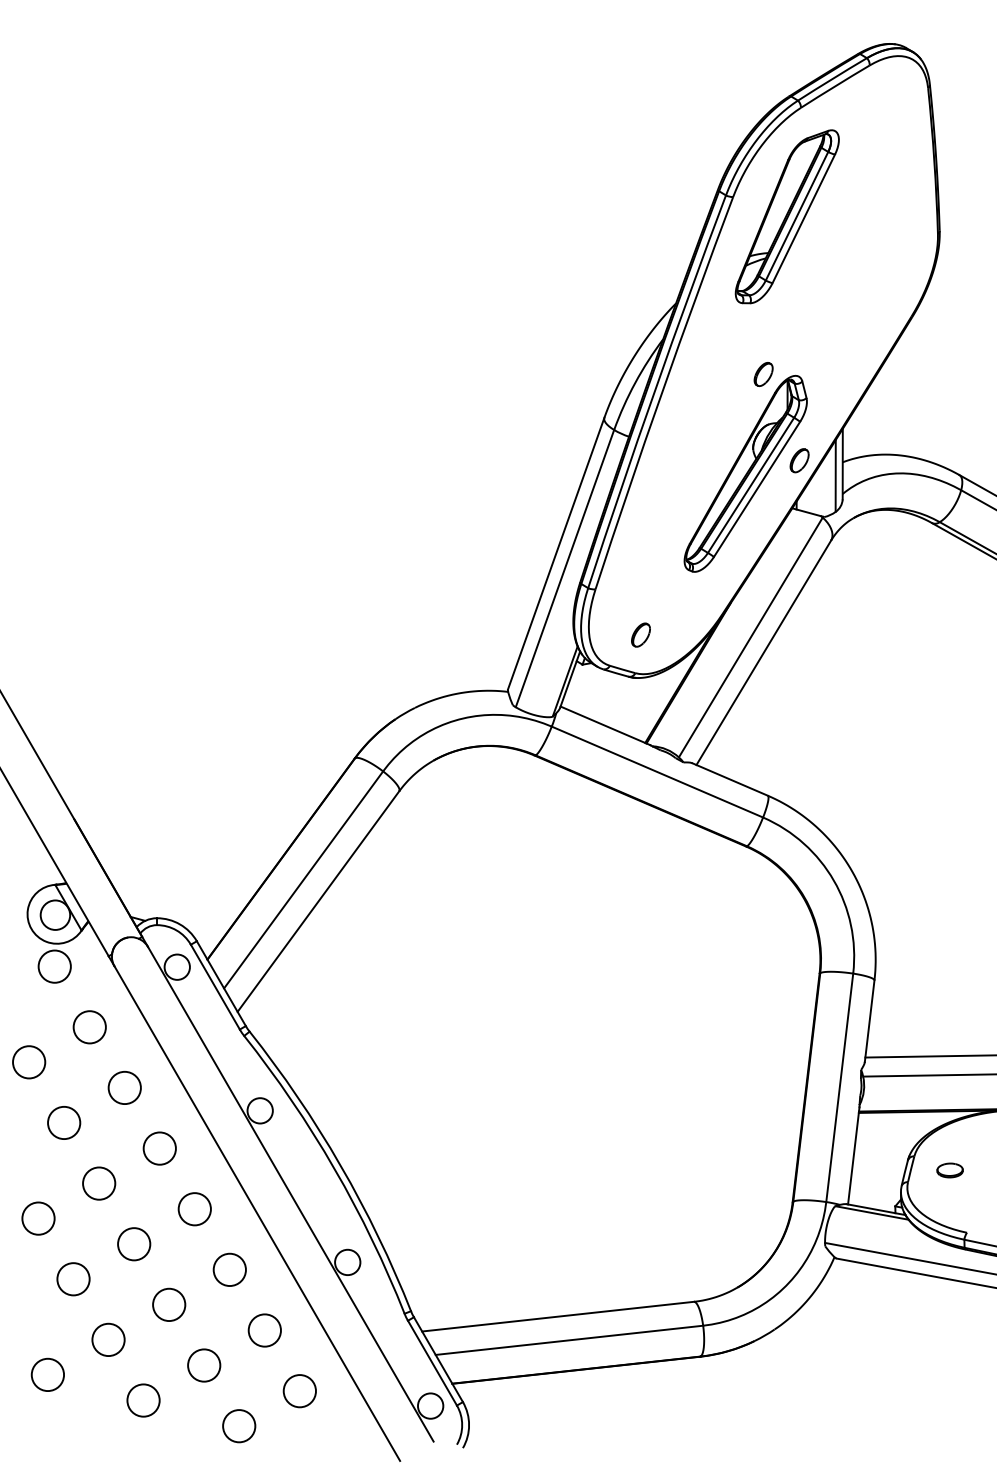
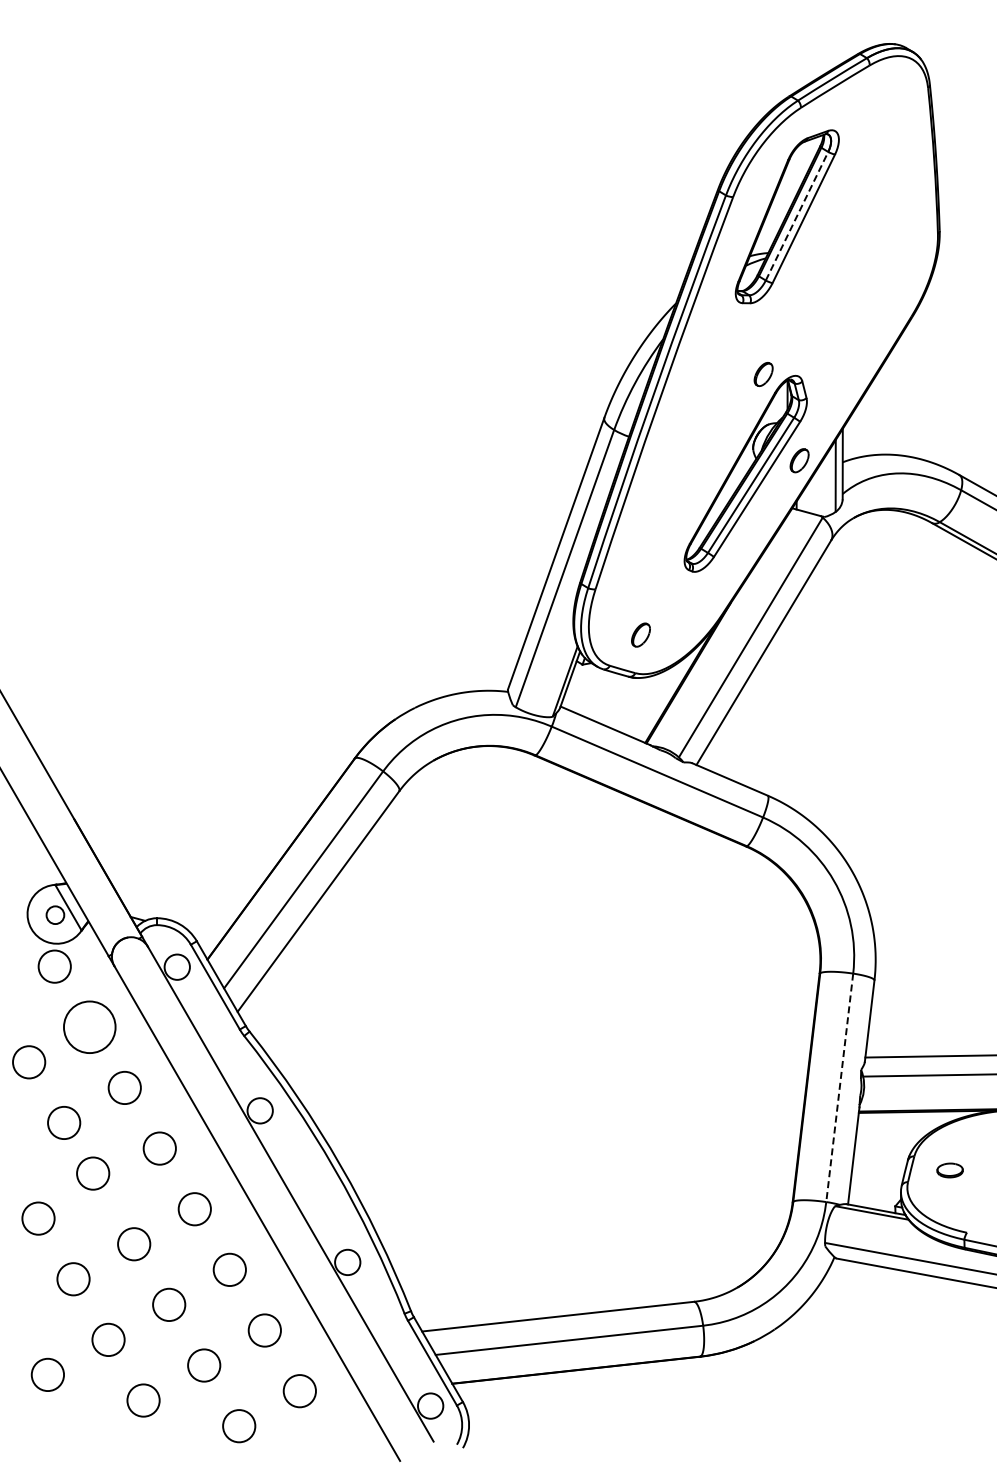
line: solid -> dashed (797, 215)
circle diameter: 29 px -> 18 px (55, 915)
circle diameter: 32 px -> 52 px (89, 1027)
line: solid -> dashed (839, 1088)
circle position: (99, 1183) -> (93, 1173) (93, 1173)
